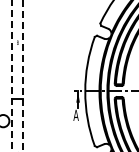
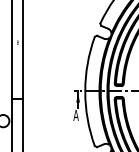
line: dashed -> solid (12, 76)
line: dashed -> solid (23, 76)
